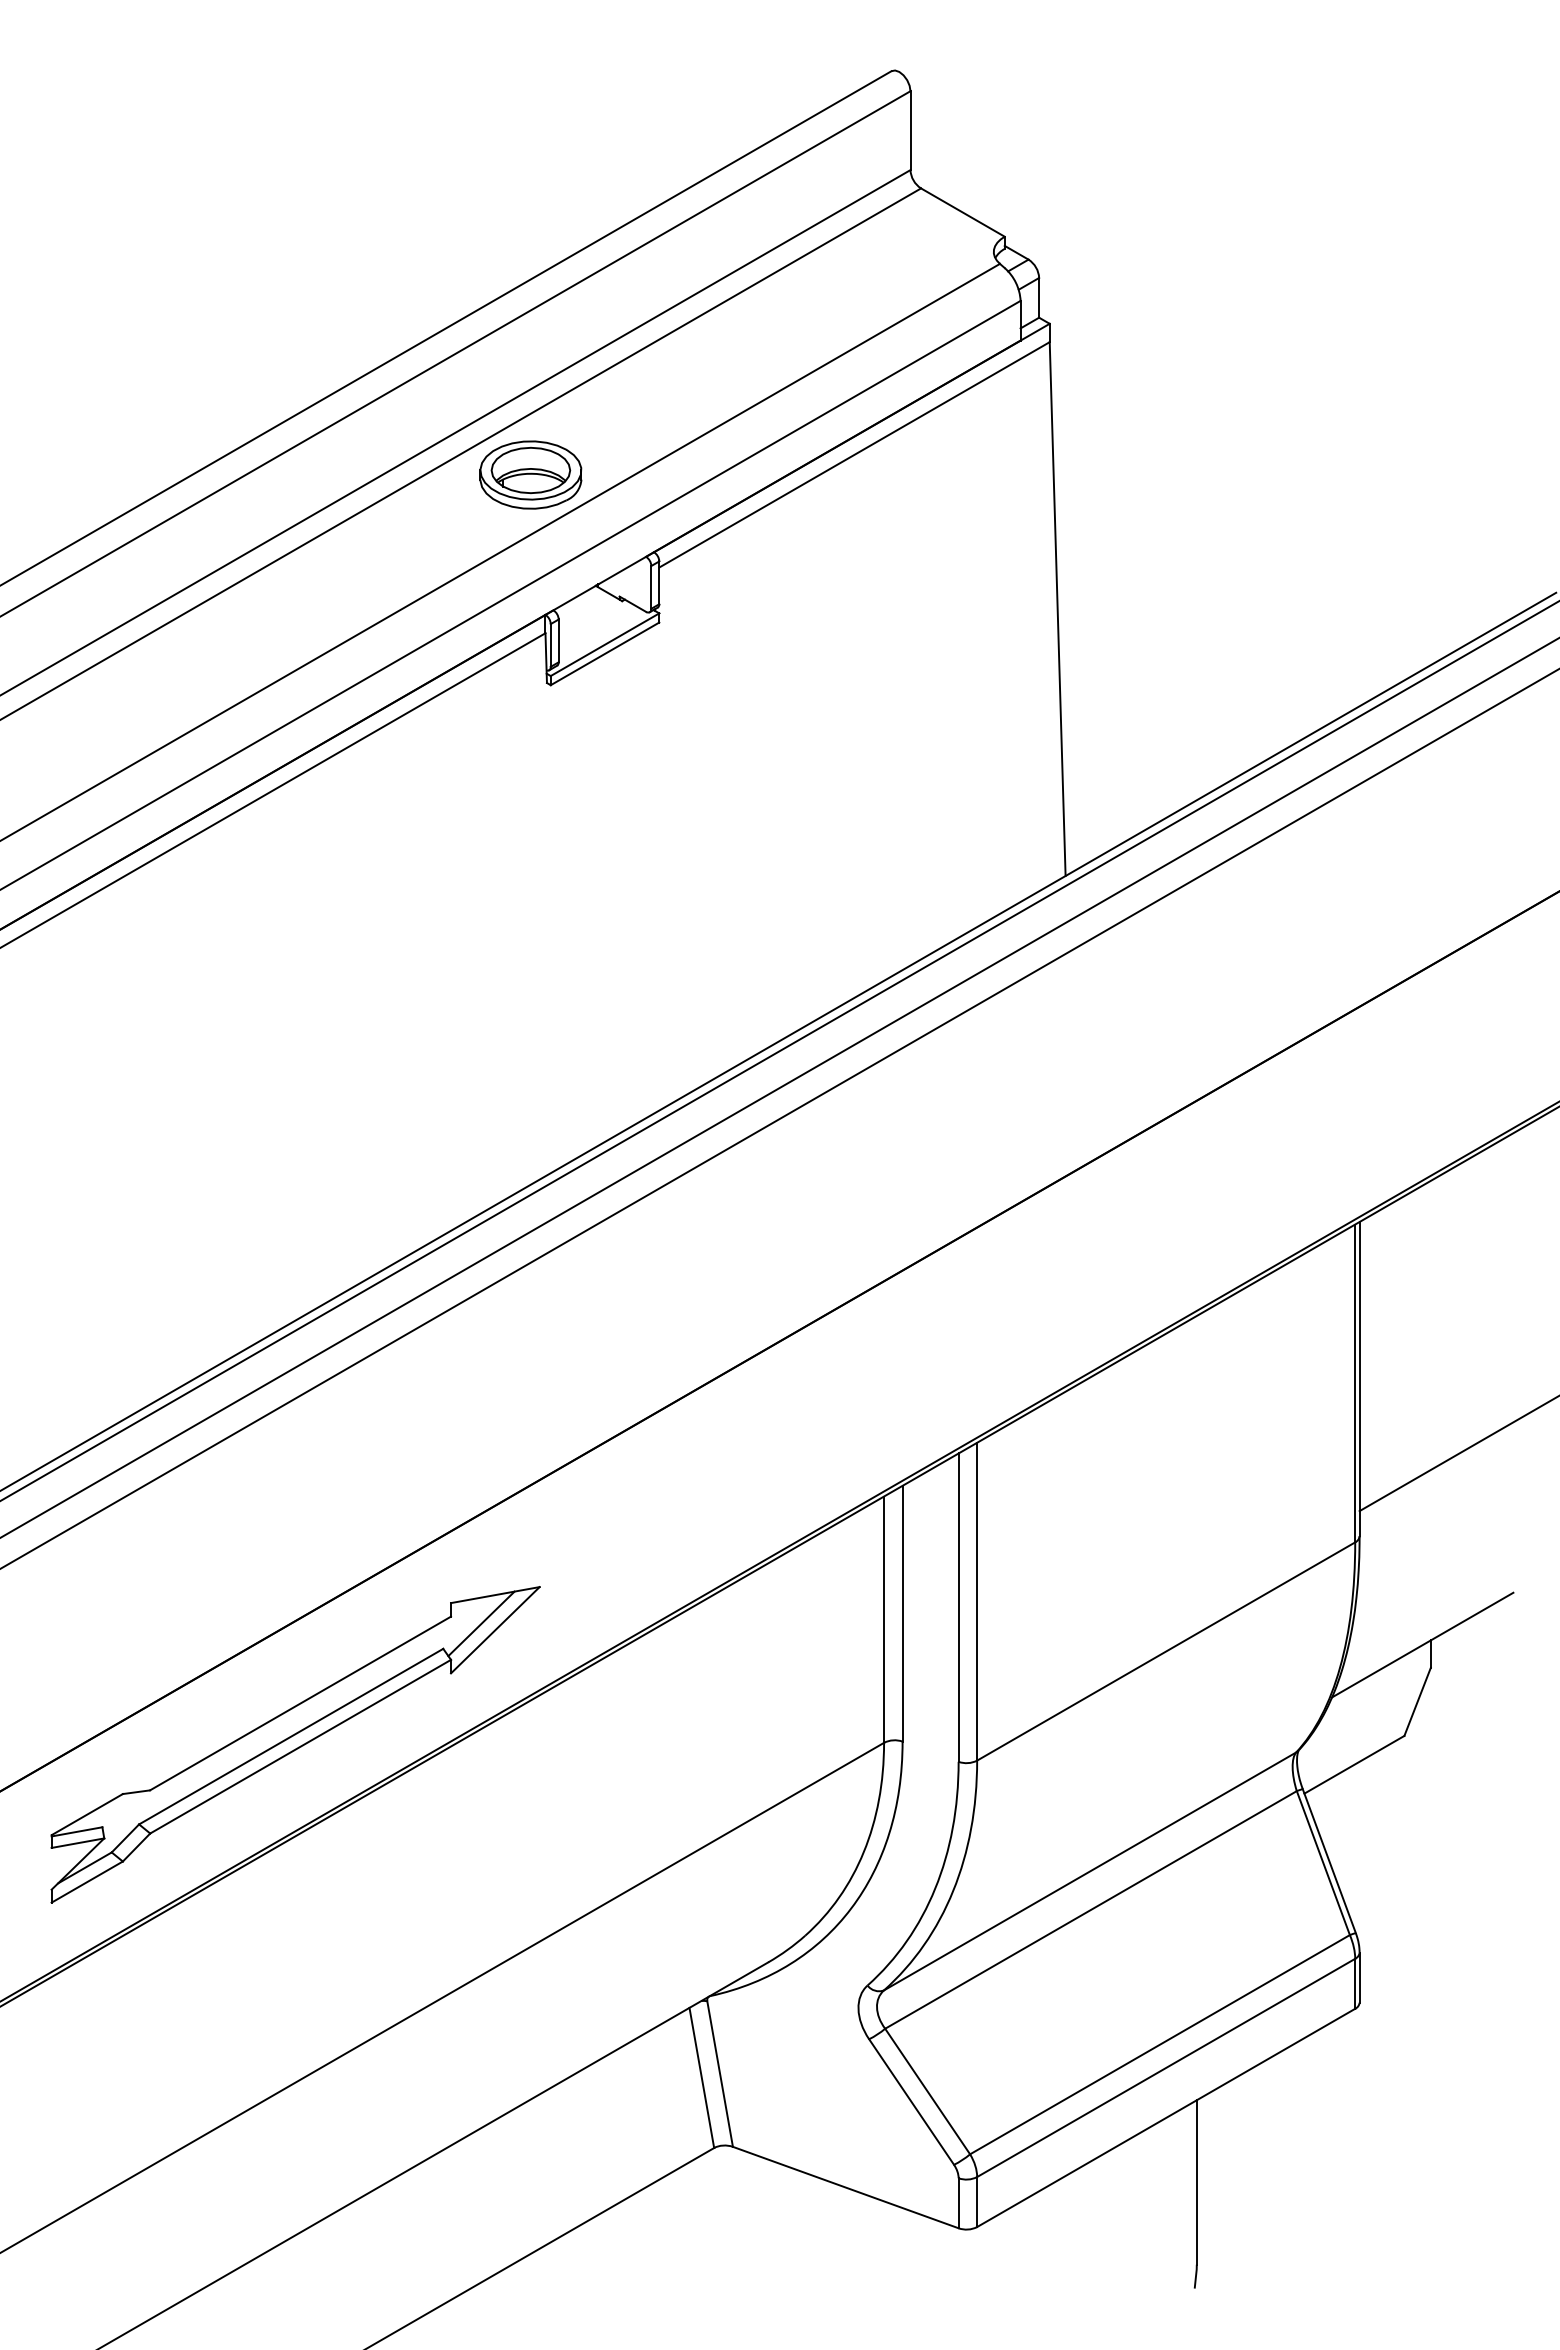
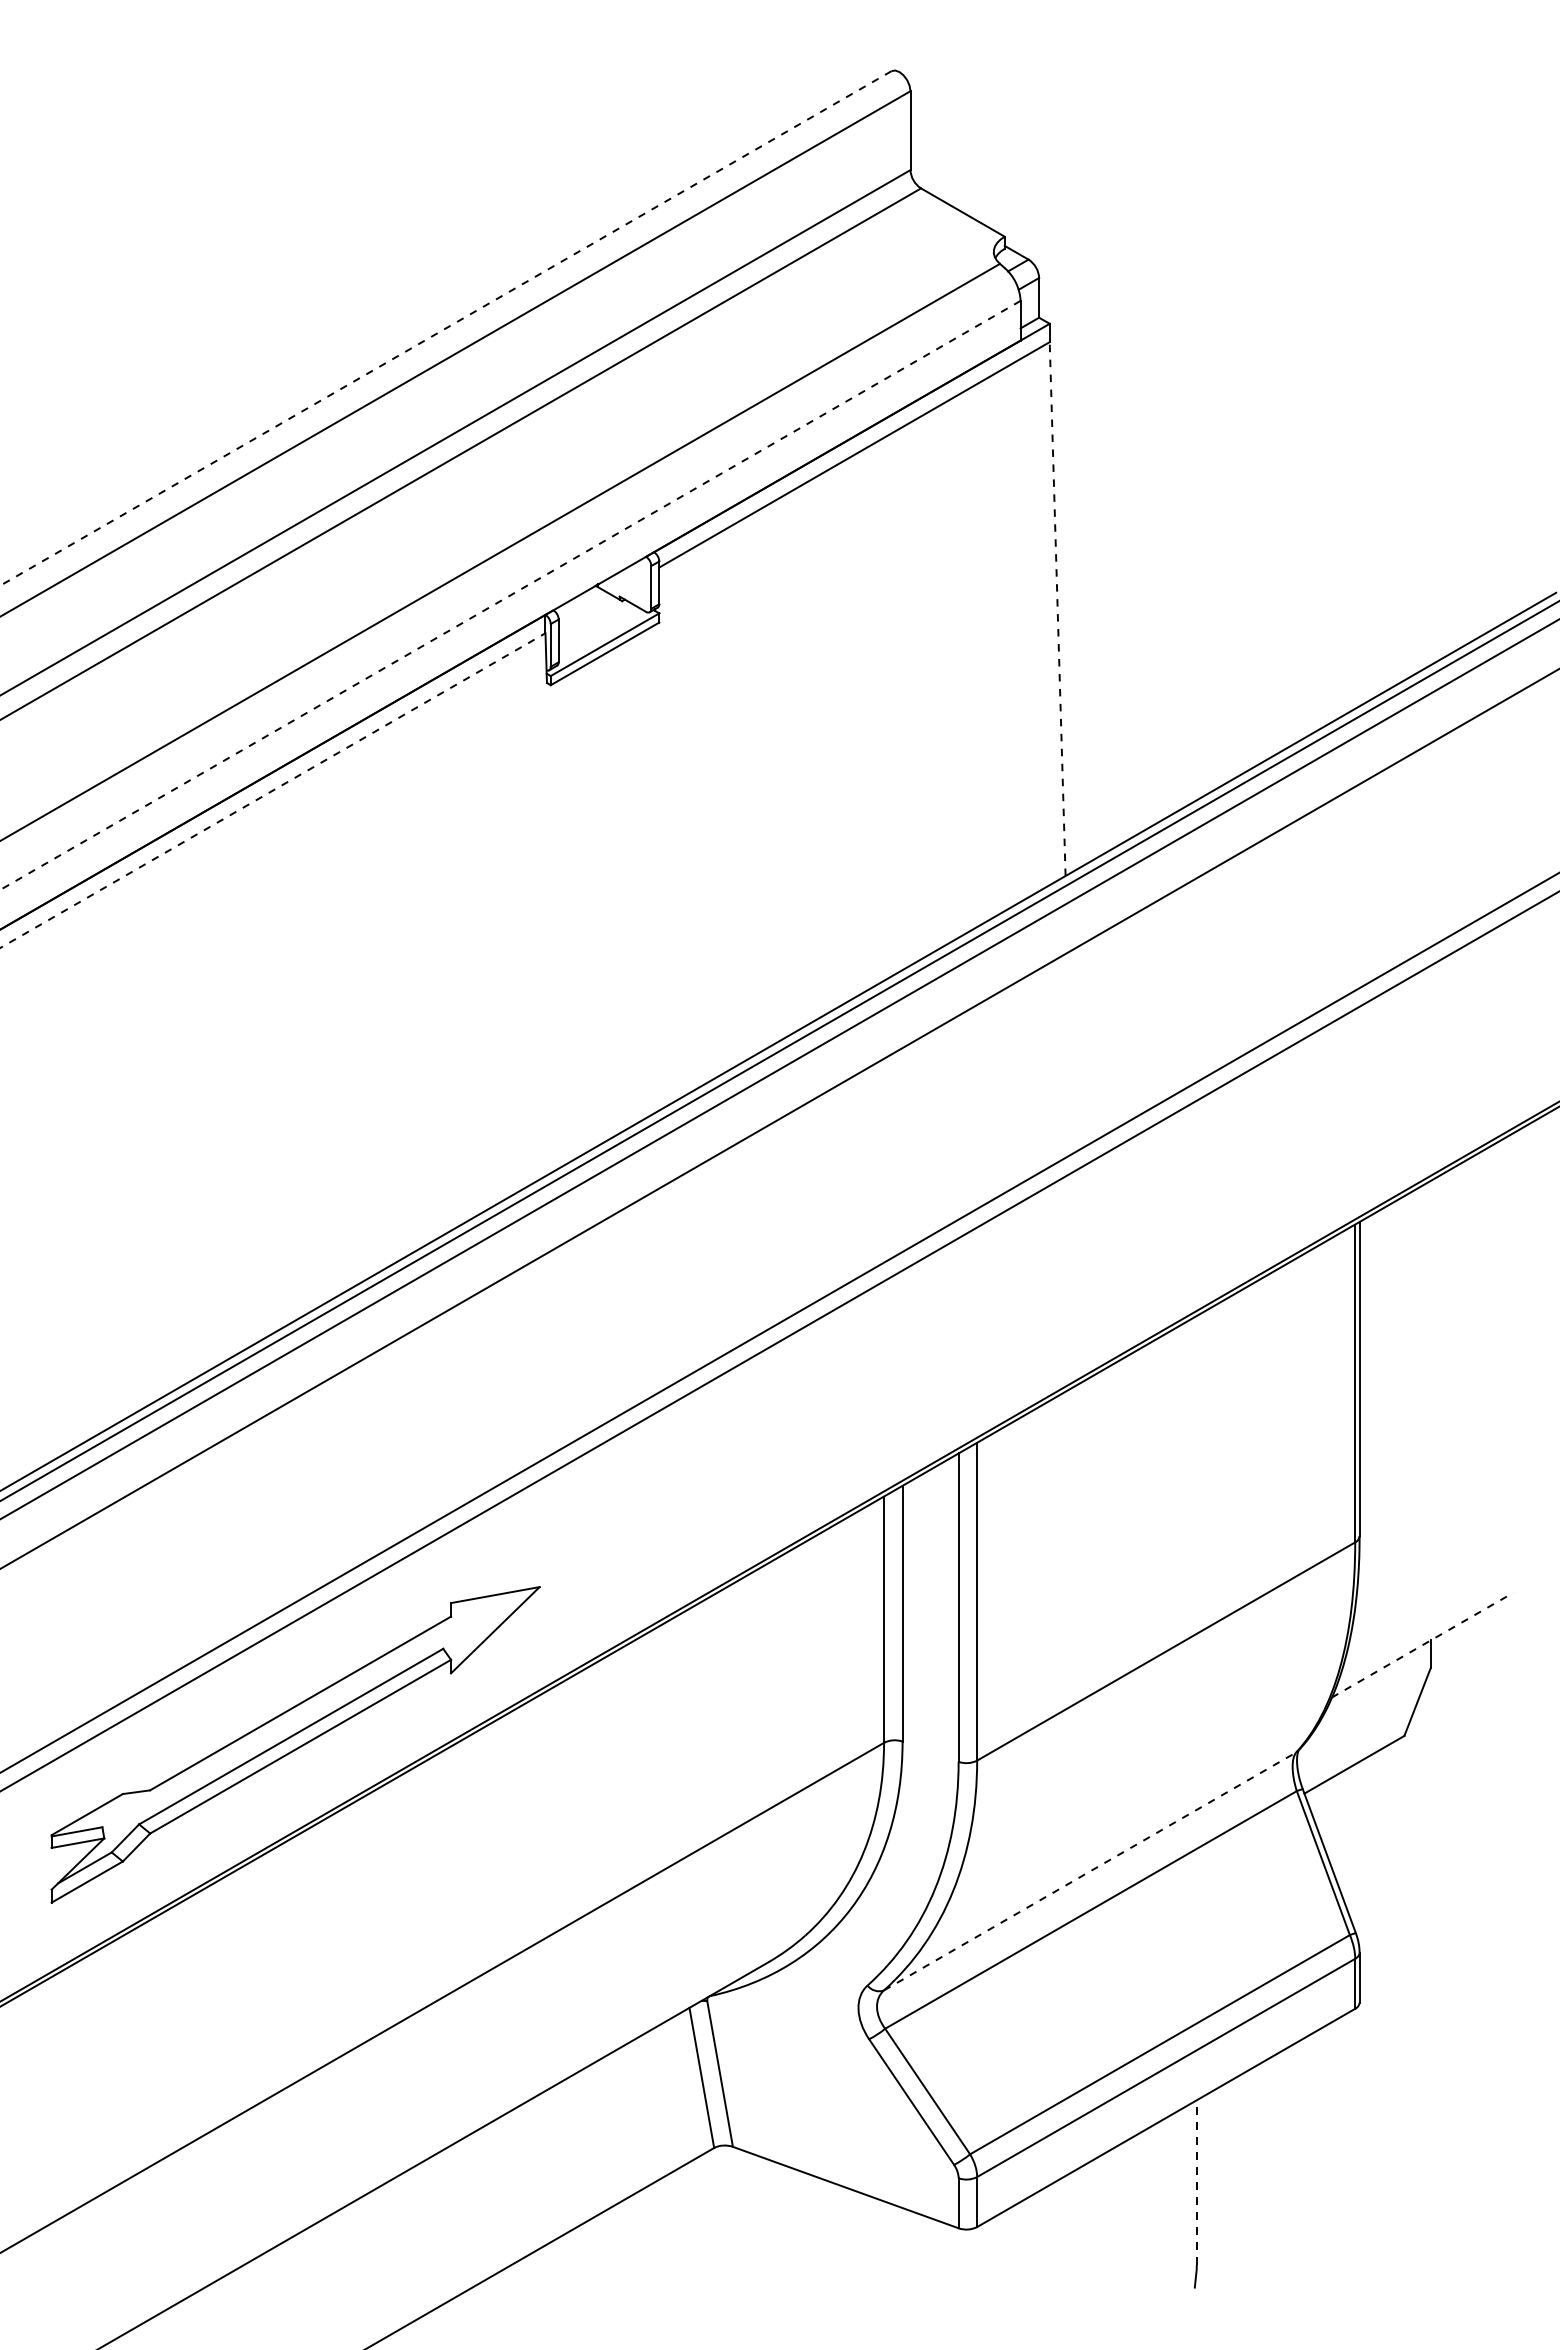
line: solid -> dashed (445, 328)
part: present -> none (530, 474)
line: solid -> dashed (510, 595)
line: solid -> dashed (1057, 608)
line: solid -> dashed (273, 790)
line position: (779, 1087) -> (779, 1069) (779, 1069)
line position: (779, 1341) -> (779, 1322) (779, 1322)
line: present -> none (1457, 1454)
line: present -> none (481, 1623)
line: solid -> dashed (1422, 1645)
line: solid -> dashed (1090, 1871)
line: solid -> dashed (1196, 2181)
